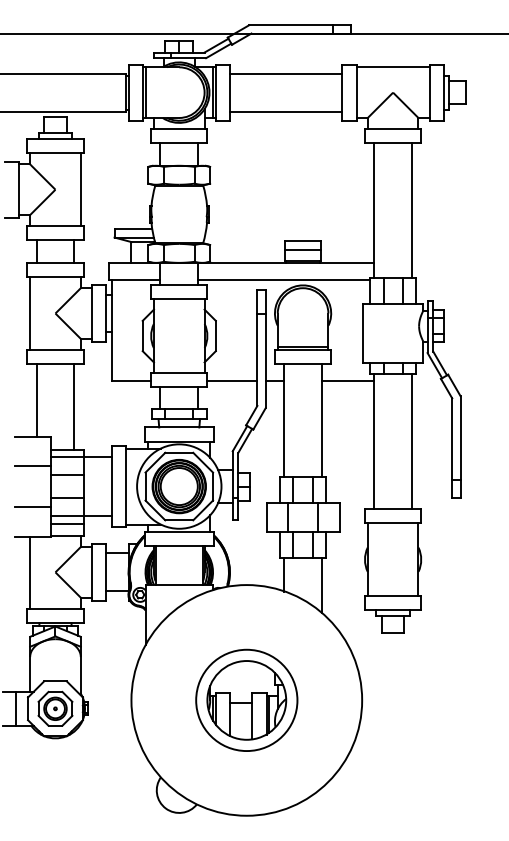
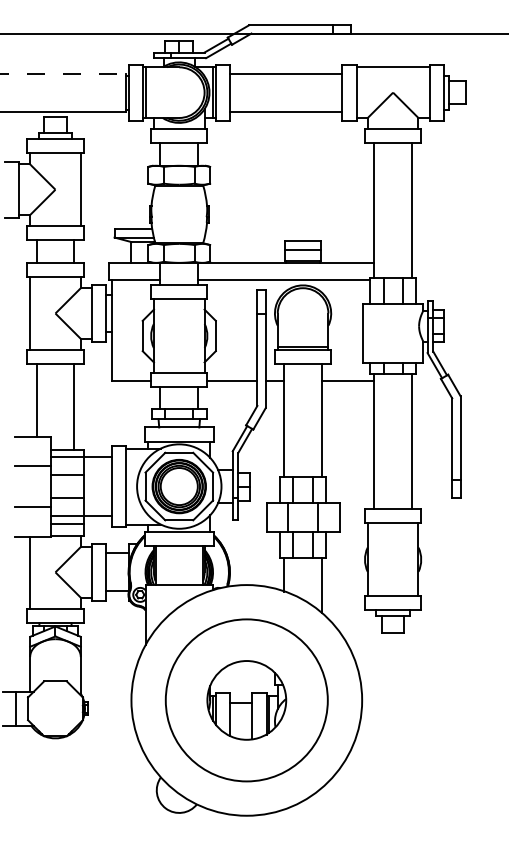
line: solid -> dashed (63, 73)
circle diameter: 101 px -> 162 px (246, 700)
part: present -> none (55, 708)
